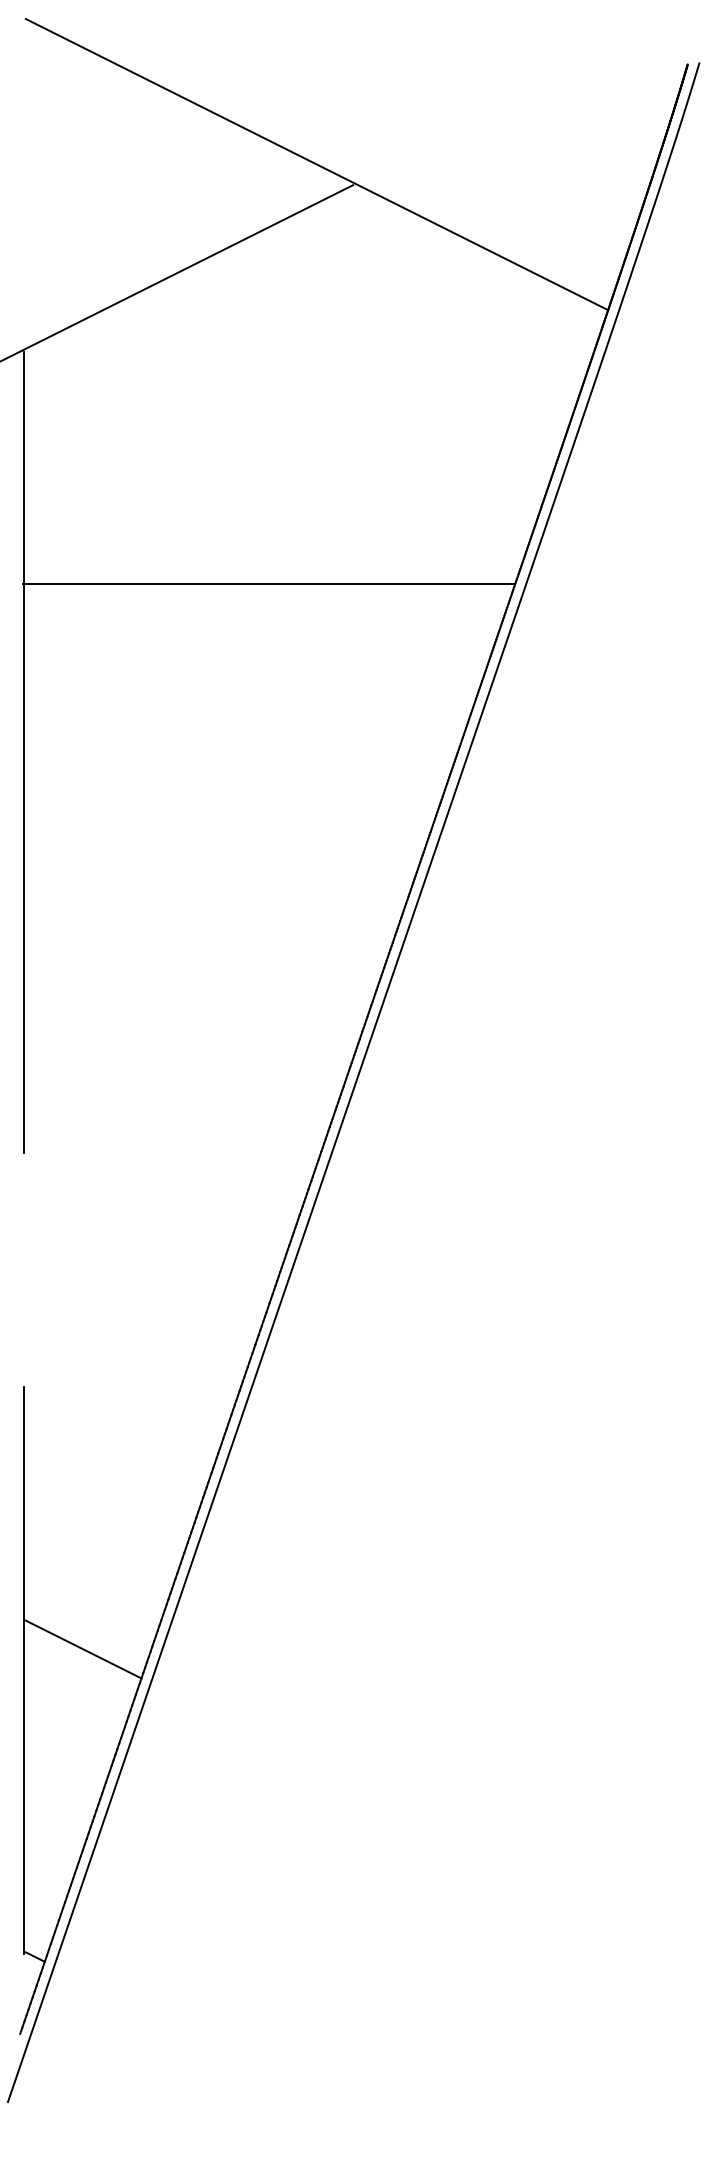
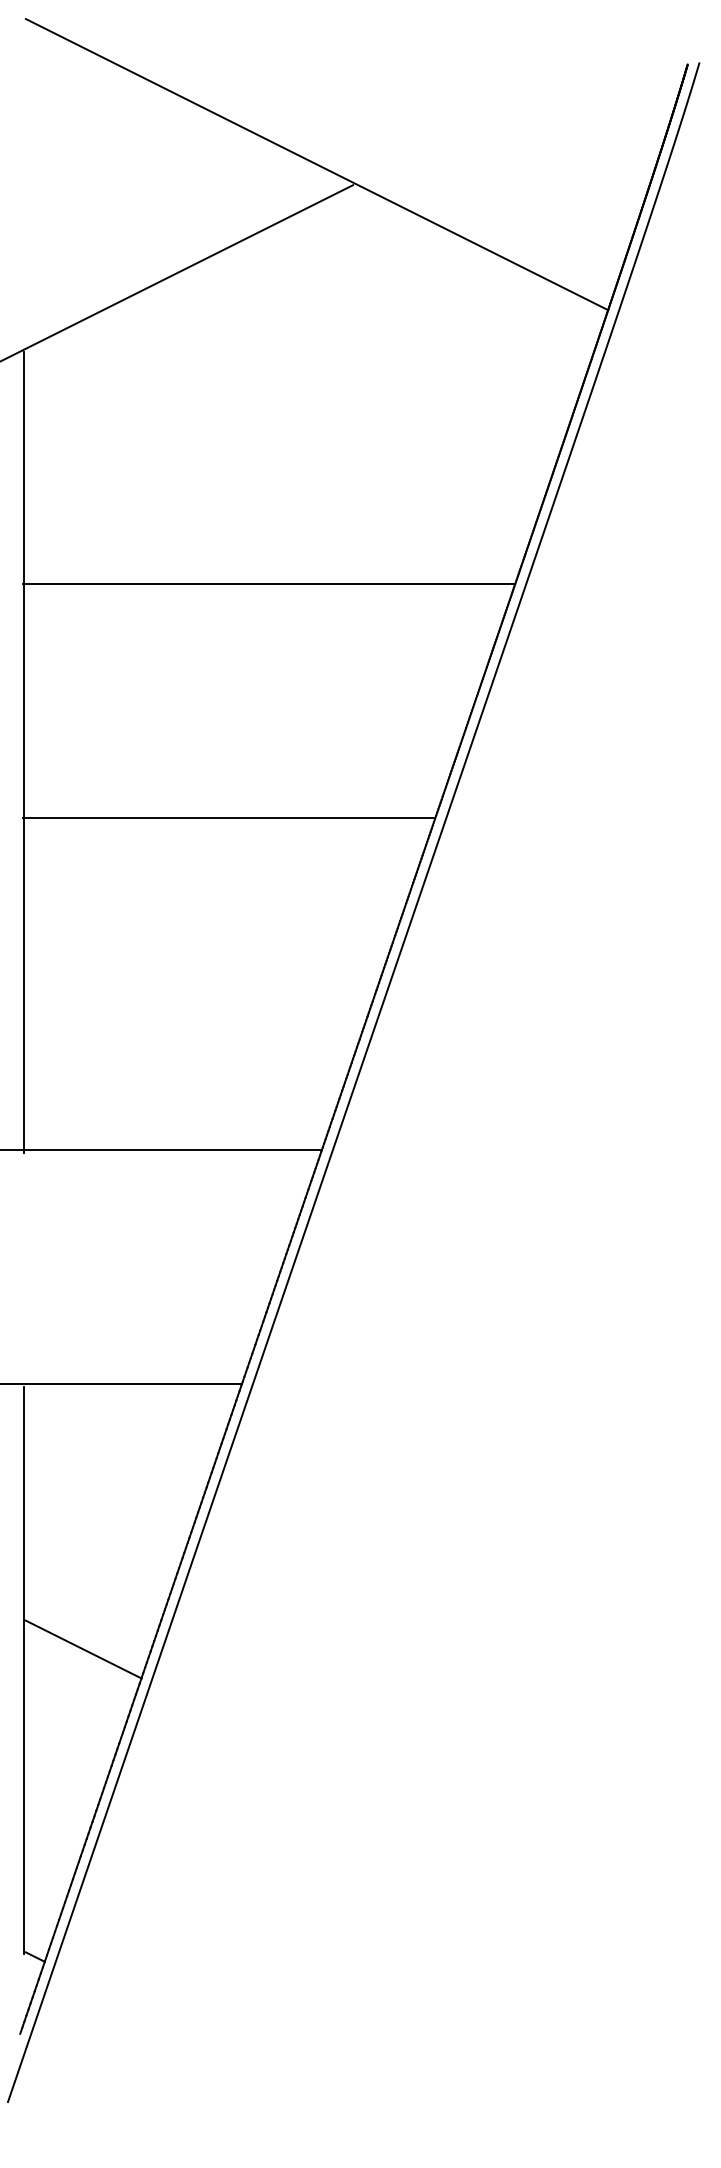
line: none -> present (229, 818)
line: none -> present (162, 1149)
line: none -> present (121, 1384)
